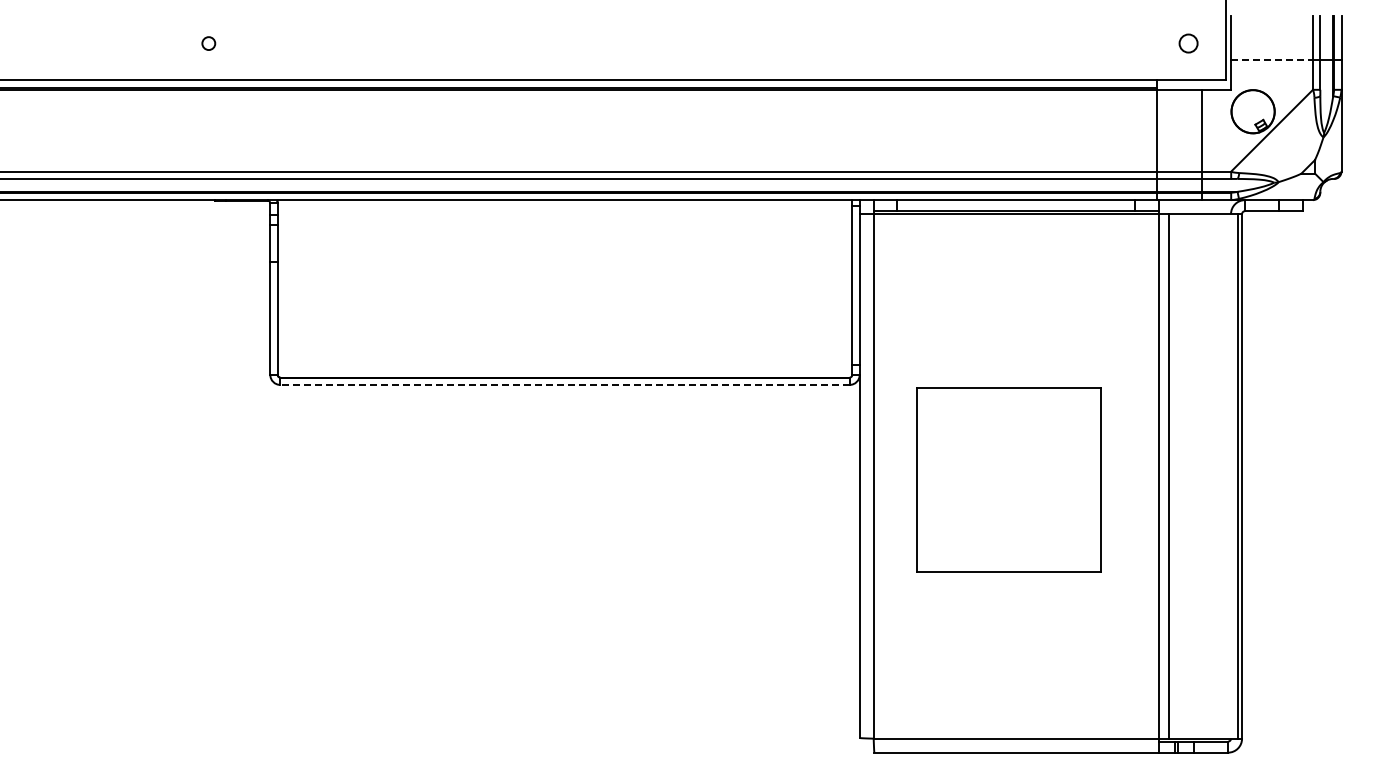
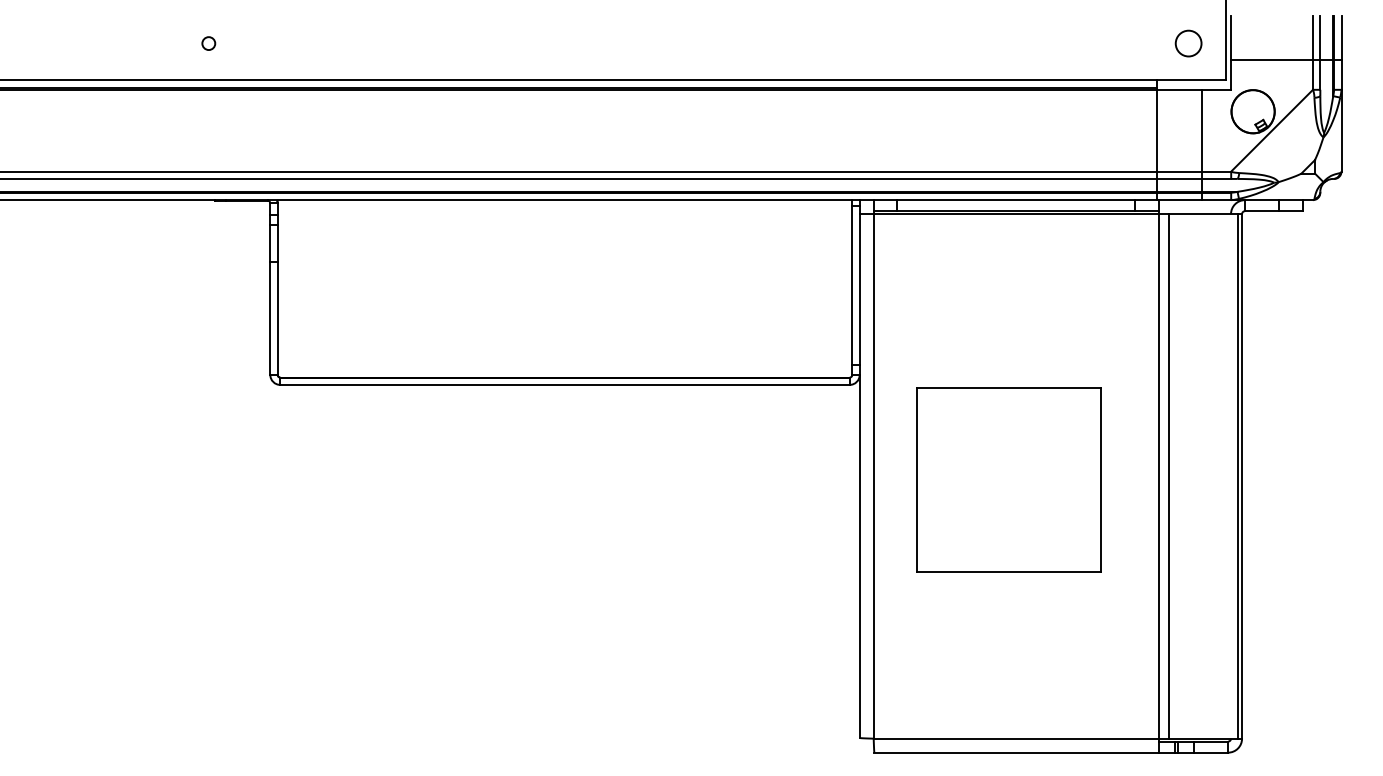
circle size: 21x21 px -> 29x29 px (1188, 43)
line: dashed -> solid (1271, 60)
line: dashed -> solid (565, 384)
